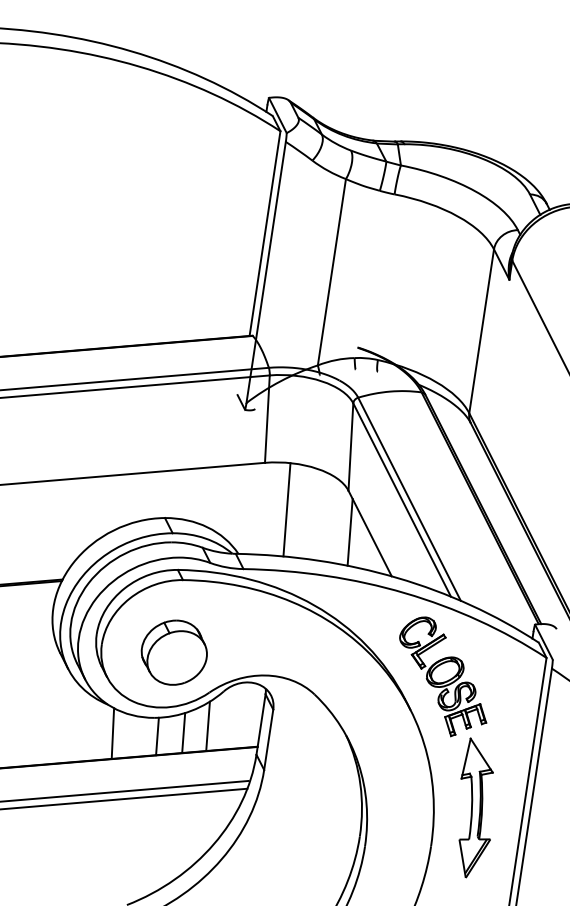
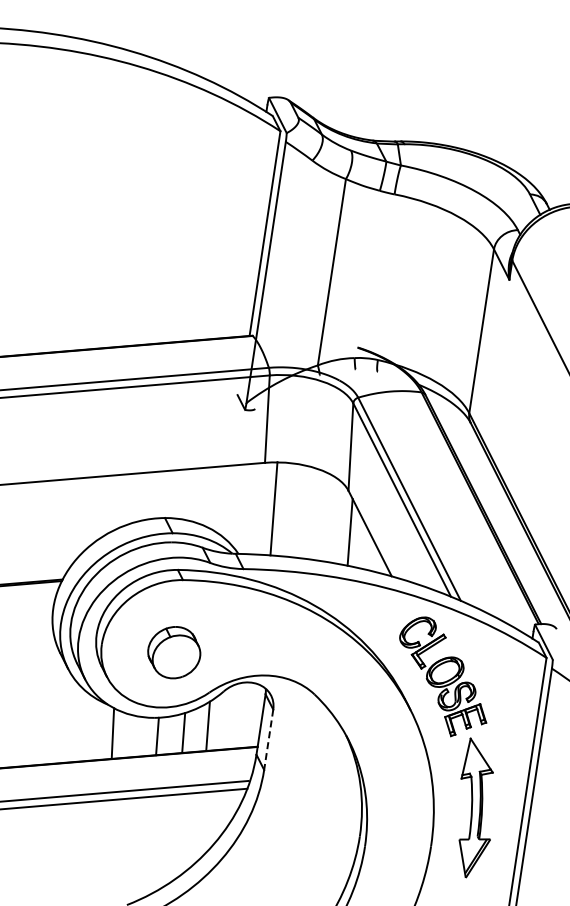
line position: (286, 509) -> (273, 508) (273, 508)
part size: 68x67 px -> 55x54 px (174, 652)
line: solid -> dashed (268, 739)
